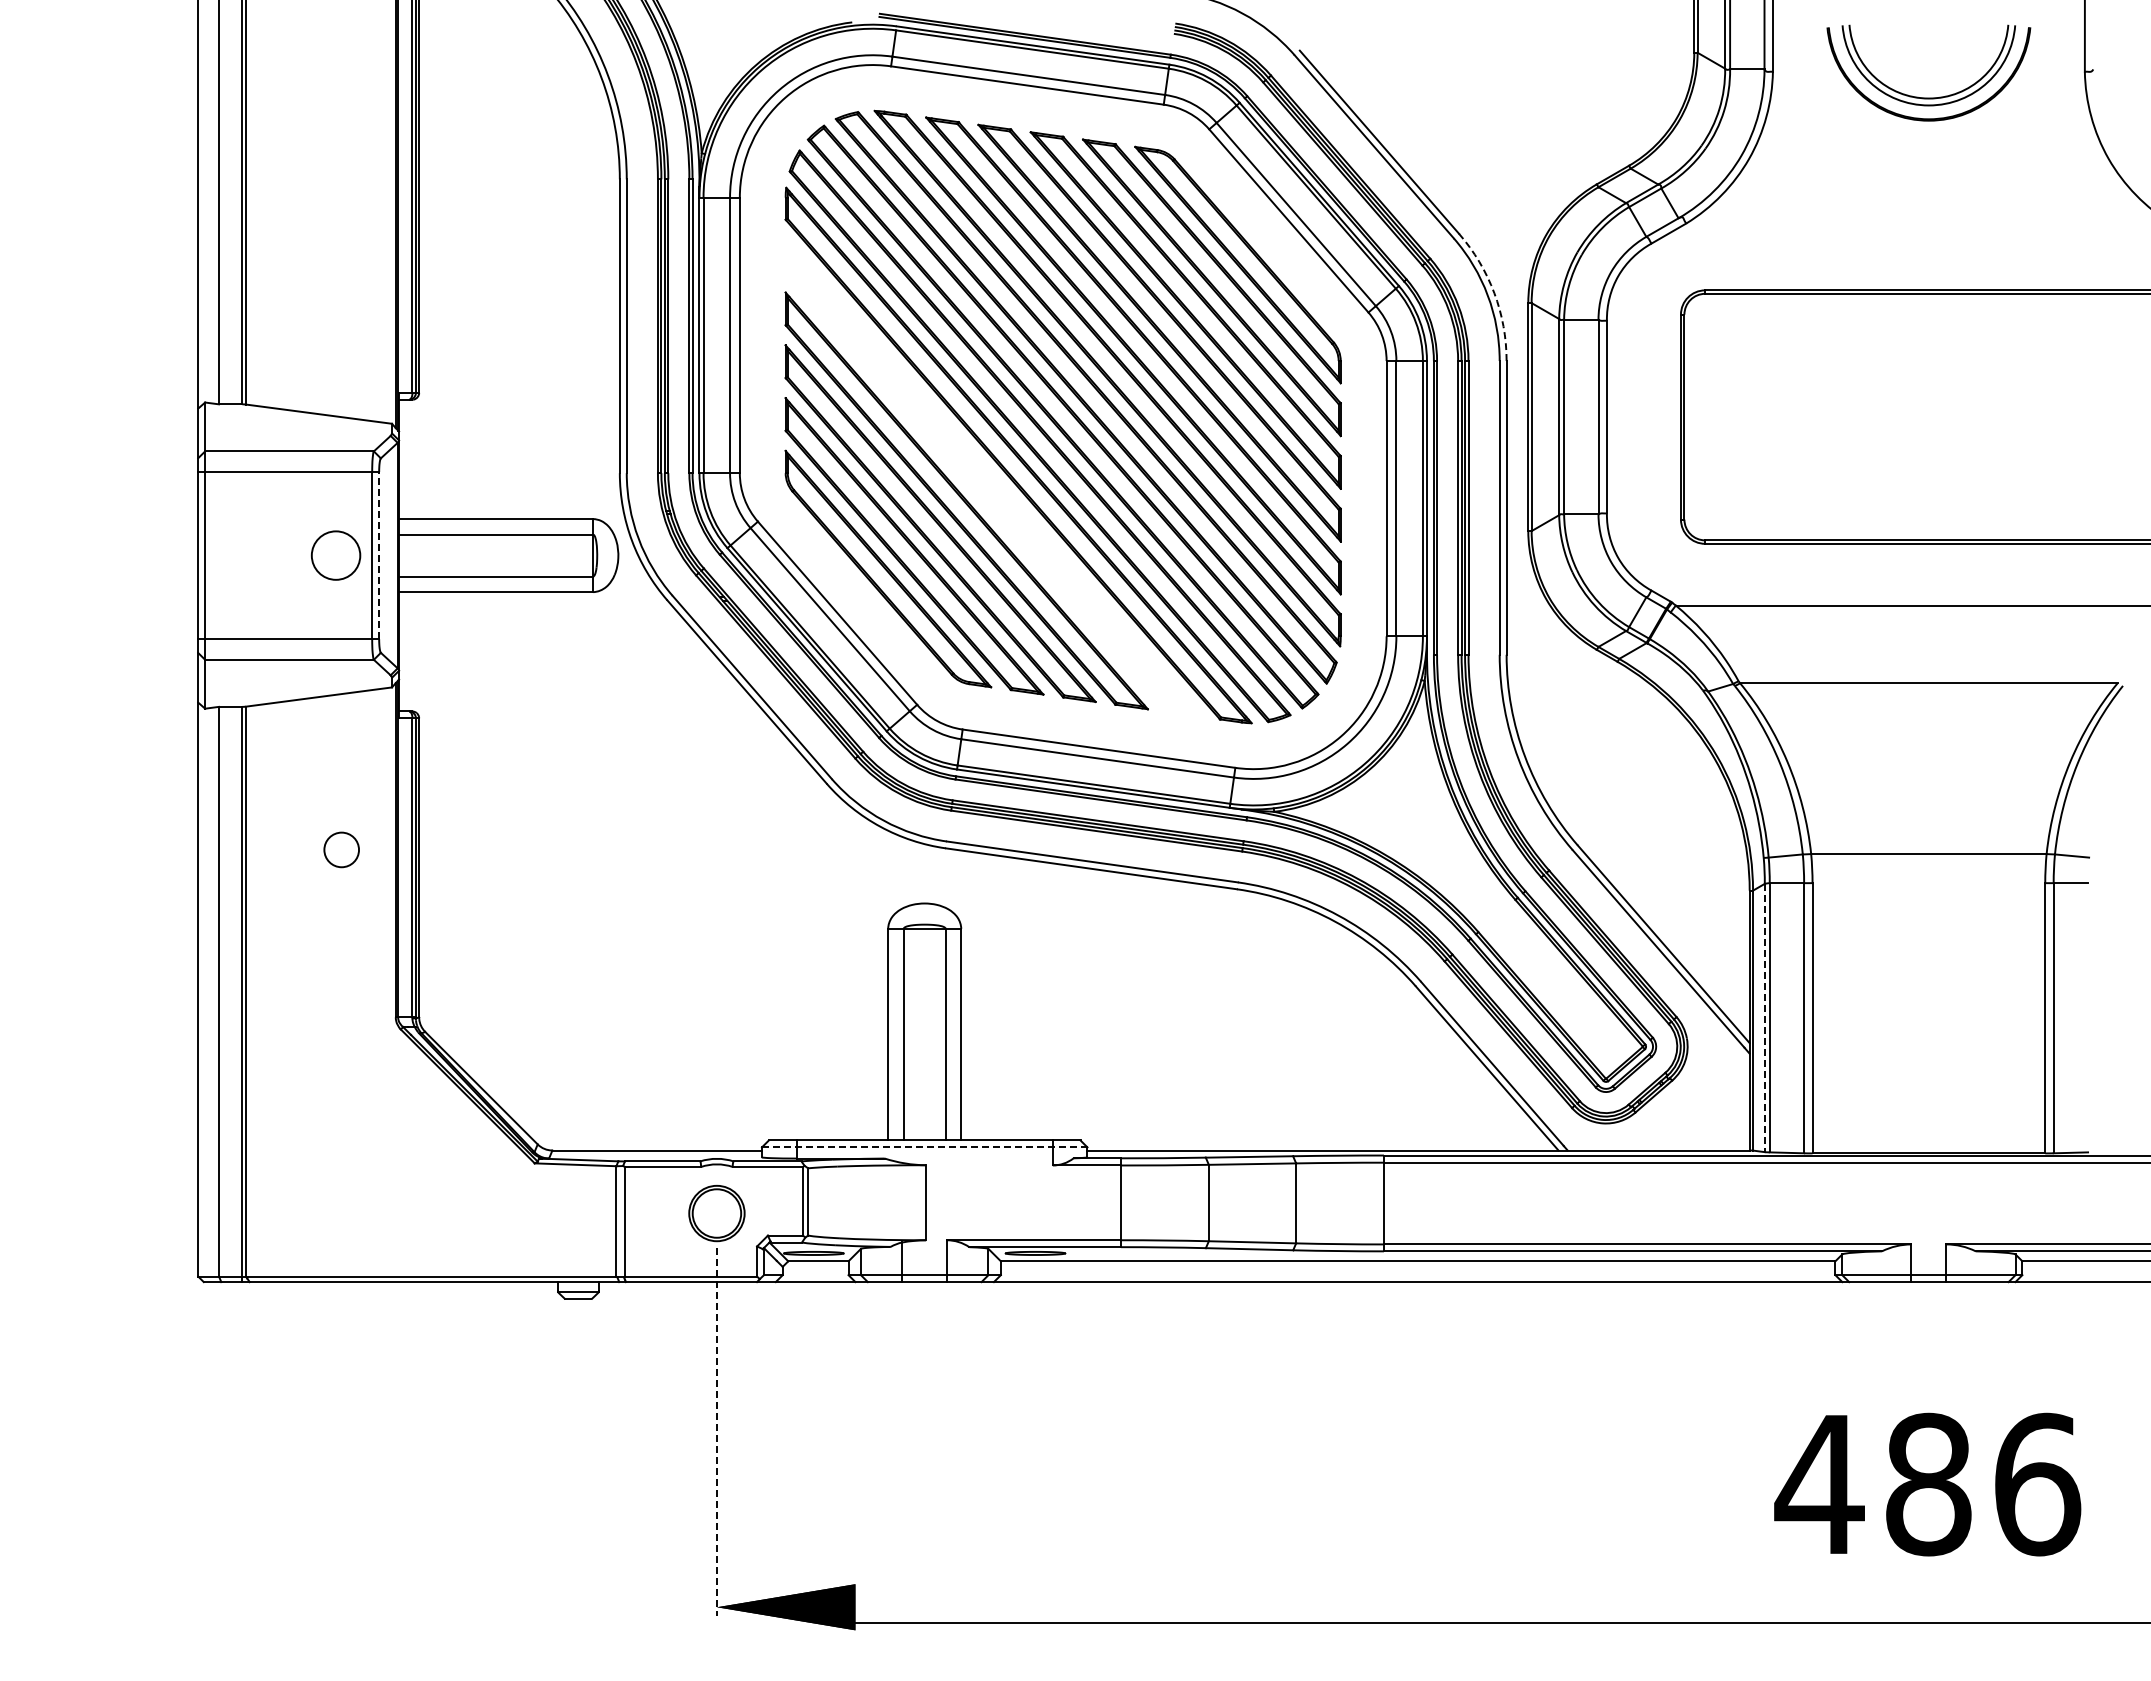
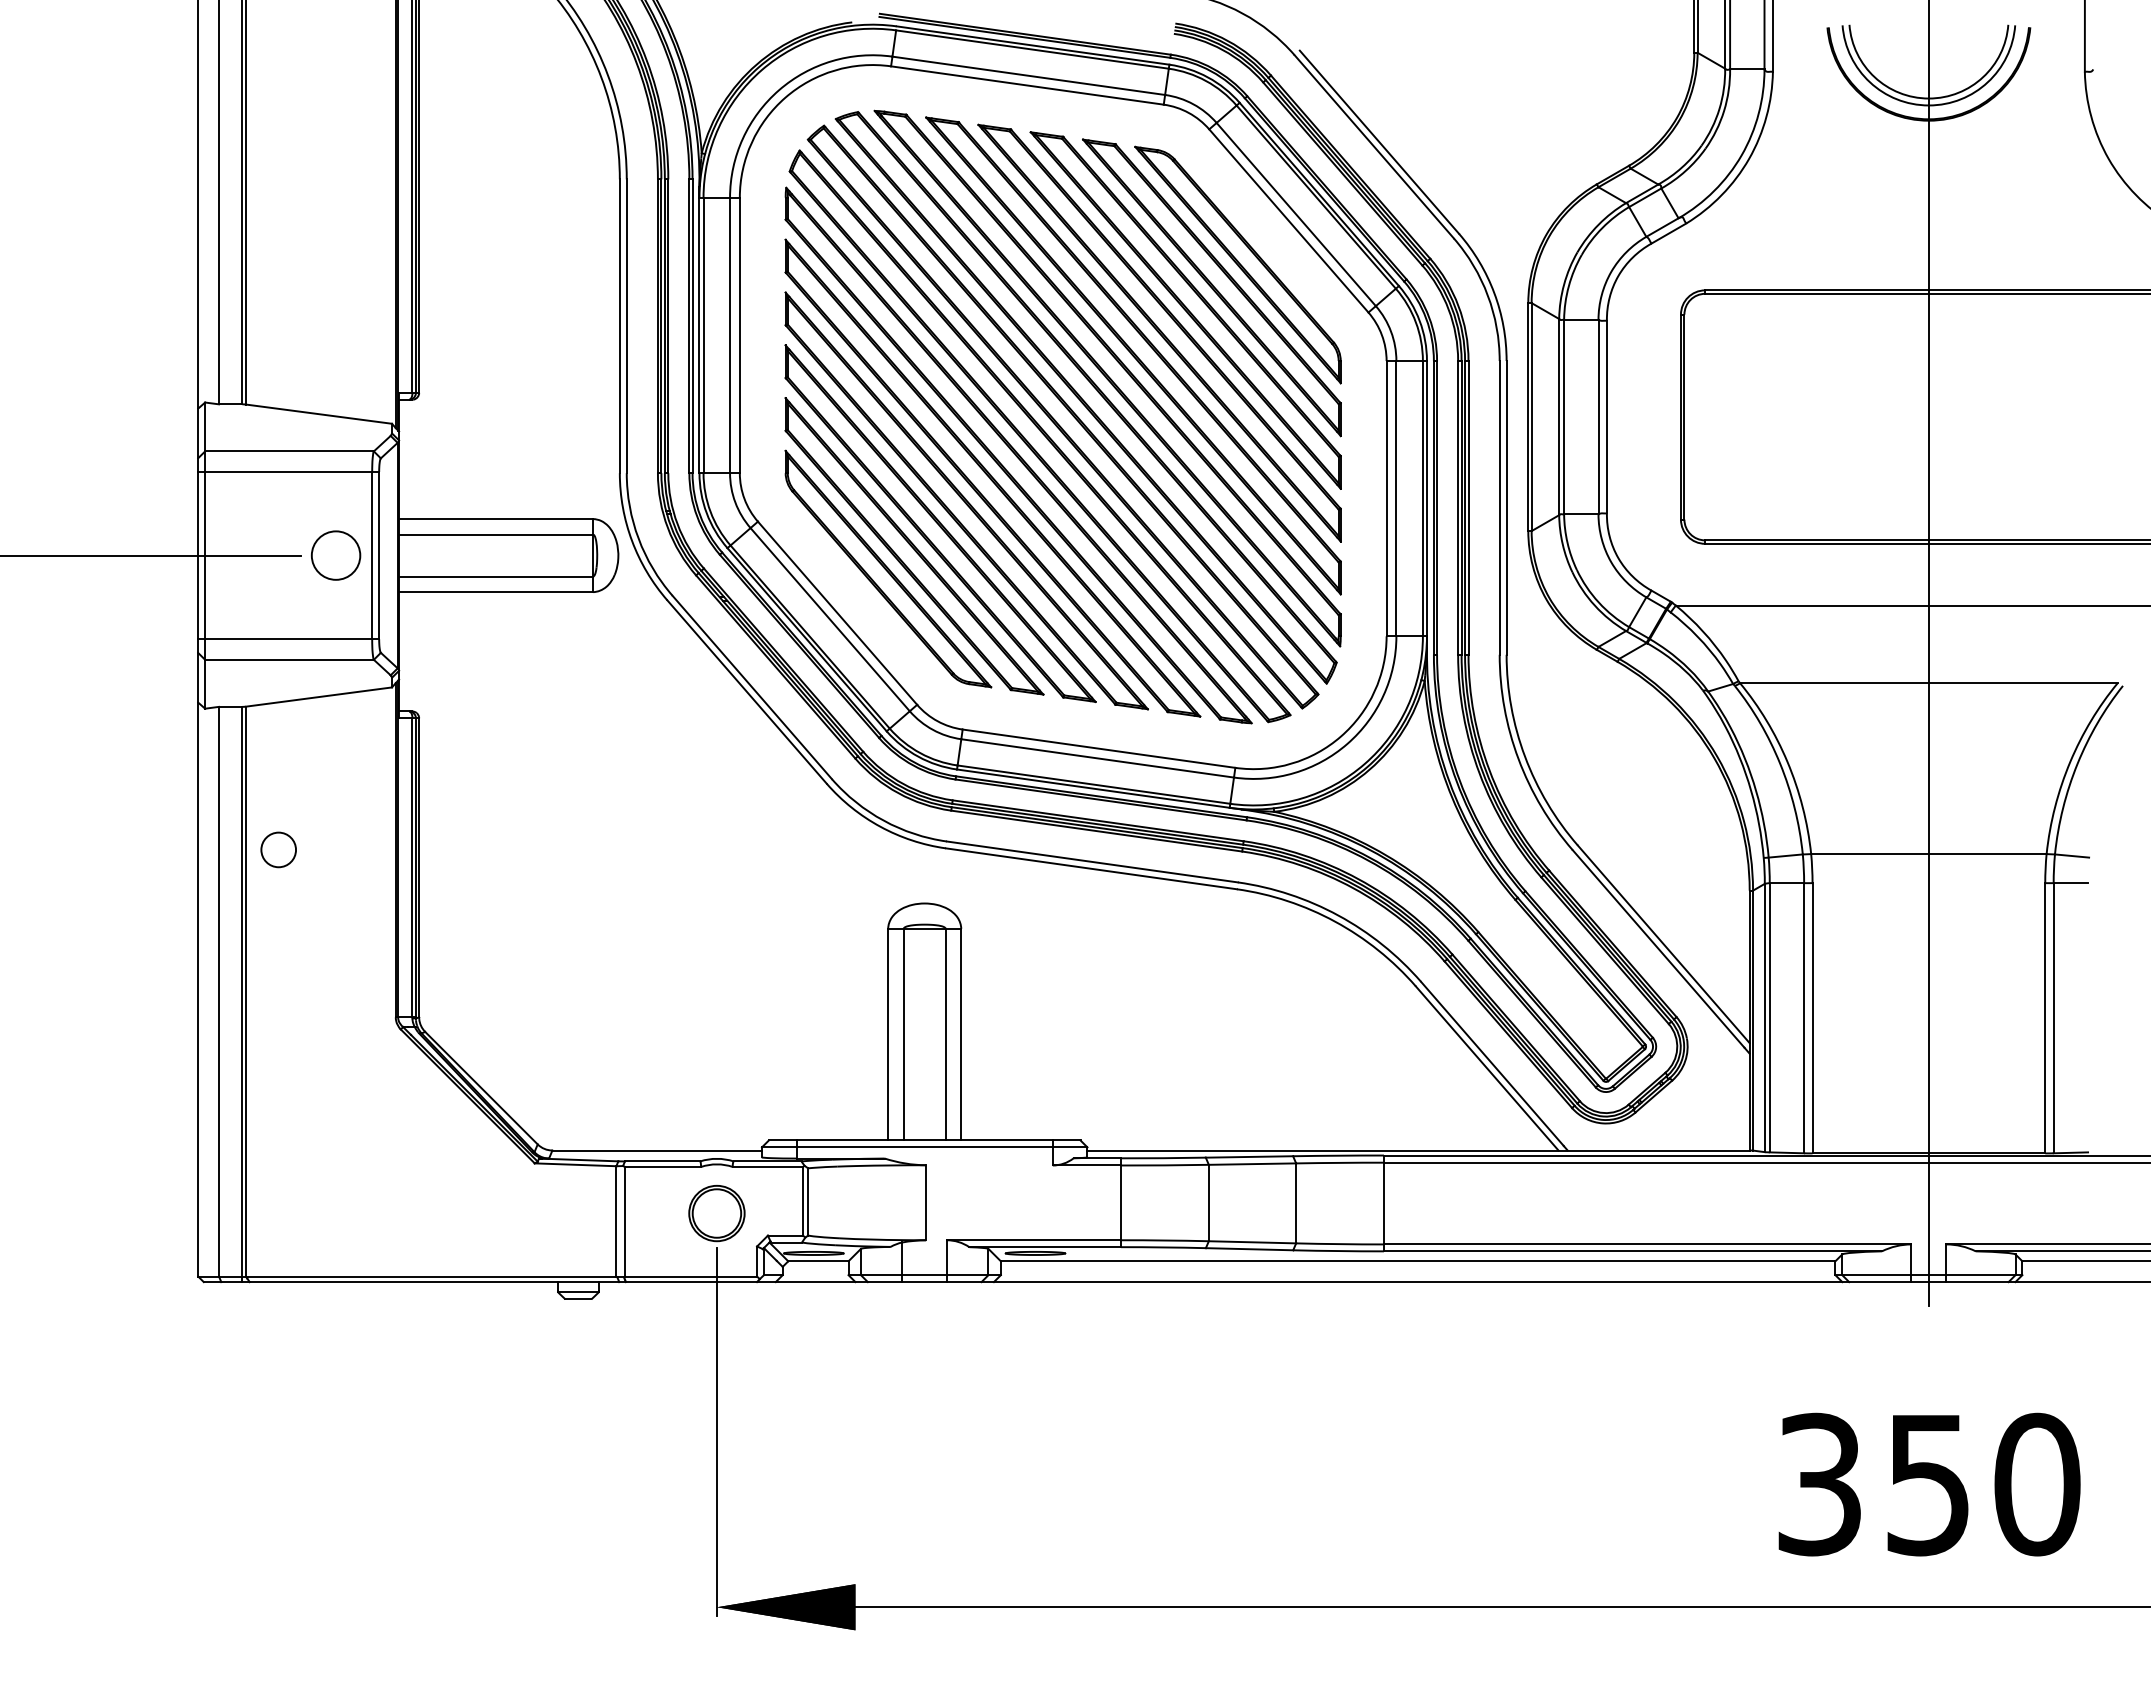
arc: dashed -> solid (1494, 293)
part: none -> present (992, 477)
line: none -> present (151, 555)
line: dashed -> solid (379, 555)
line: none -> present (1928, 654)
circle position: (341, 849) -> (278, 849) (278, 849)
line: dashed -> solid (1764, 1018)
line: dashed -> solid (924, 1147)
line: dashed -> solid (716, 1432)
text: 486 -> 350 (1927, 1484)
line position: (1501, 1623) -> (1501, 1607) (1501, 1607)
